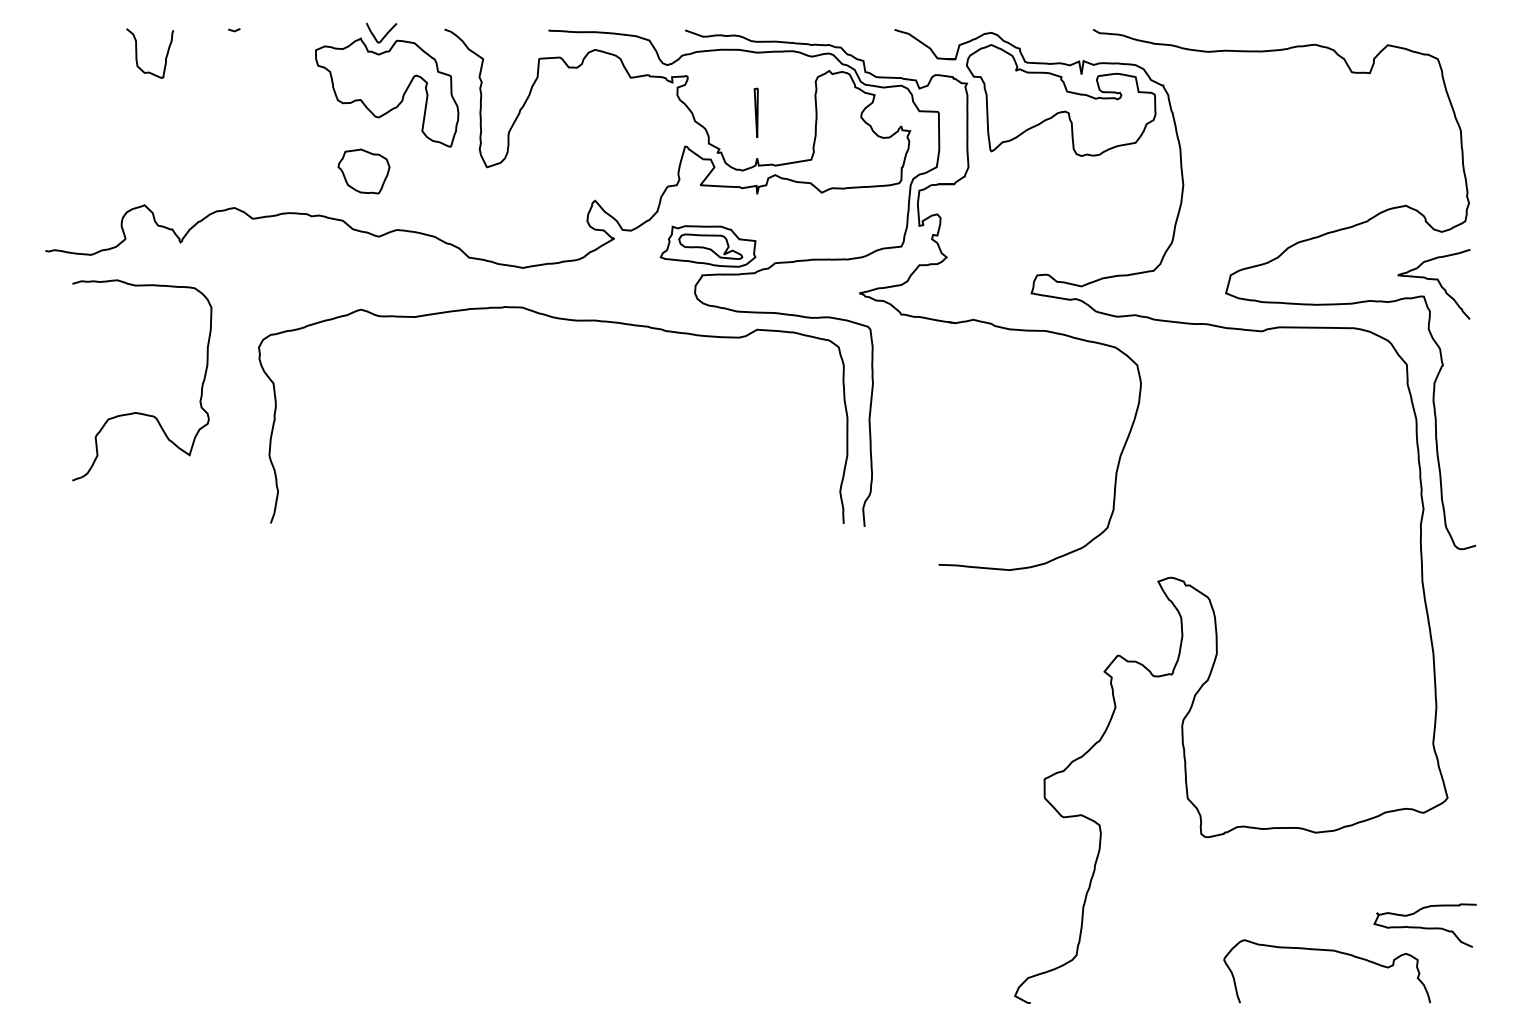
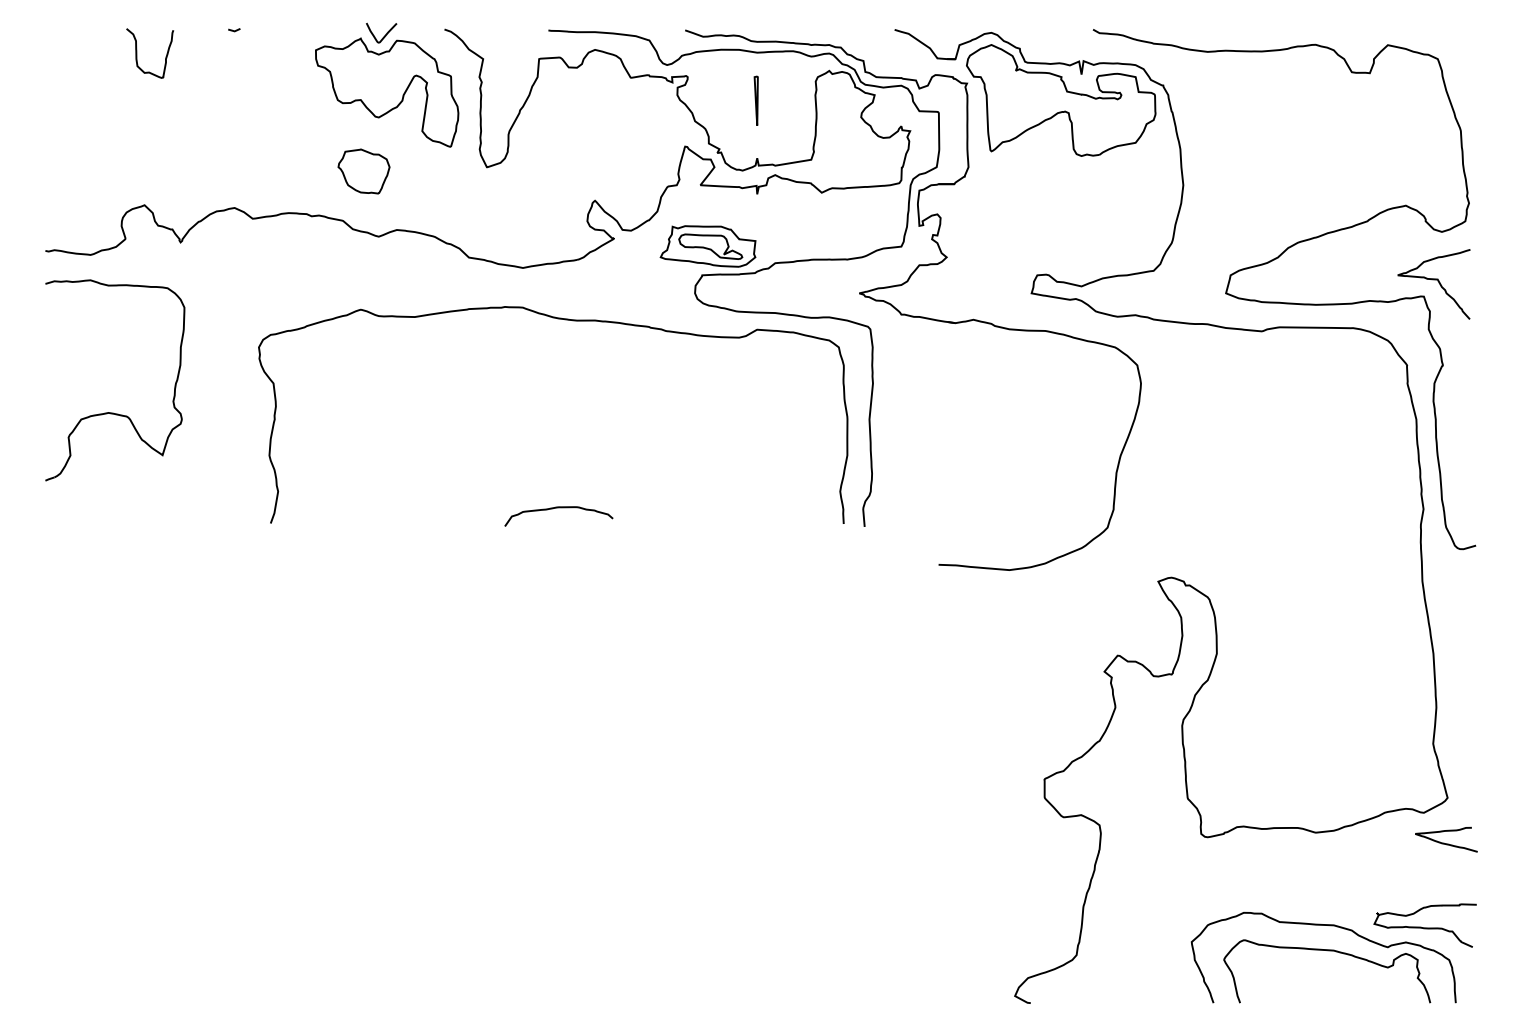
part position: (755, 112) -> (755, 100) (755, 100)
part position: (140, 412) -> (113, 412) (113, 412)
curve: none -> present (558, 508)
curve: none -> present (1444, 842)
curve: none -> present (1329, 926)
